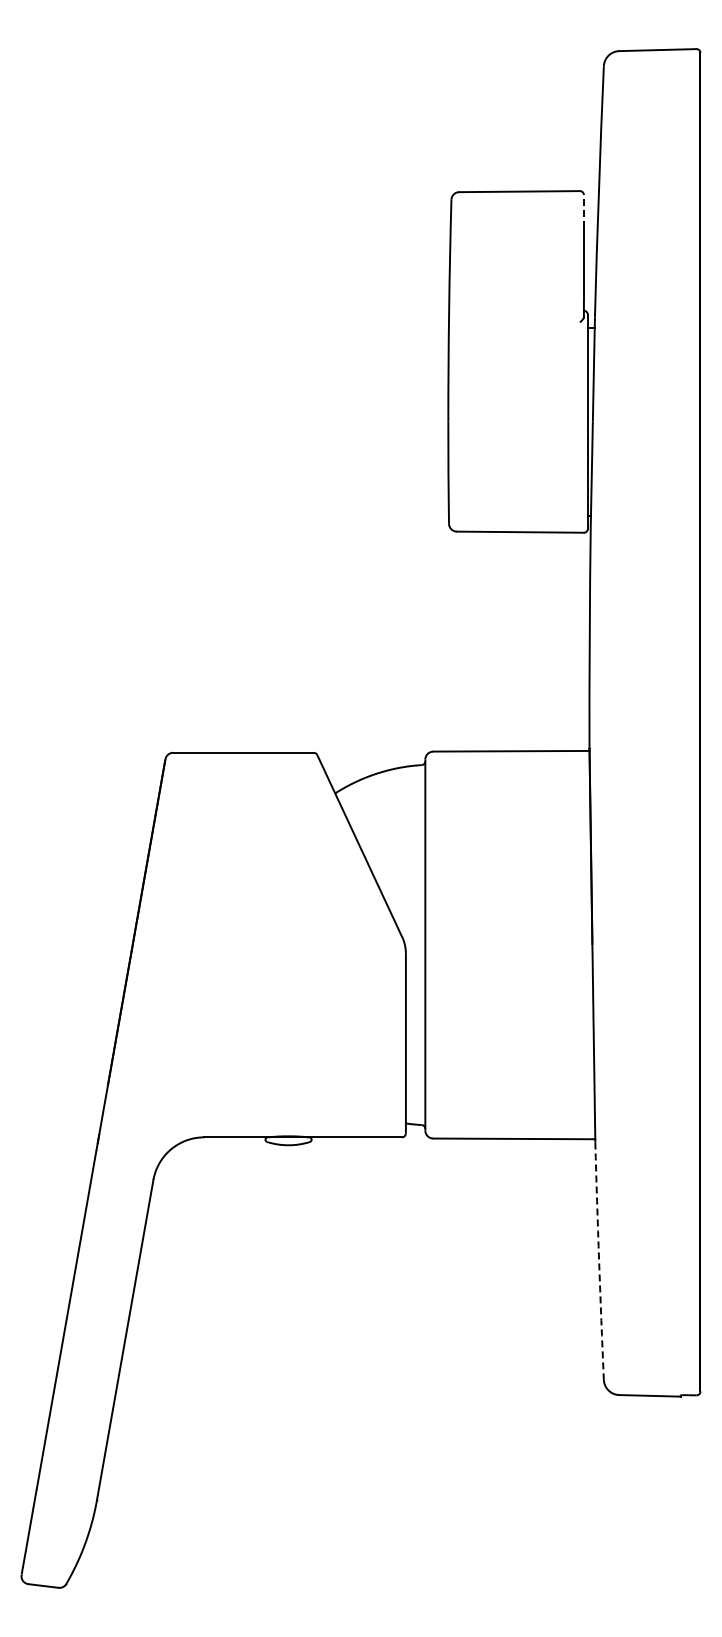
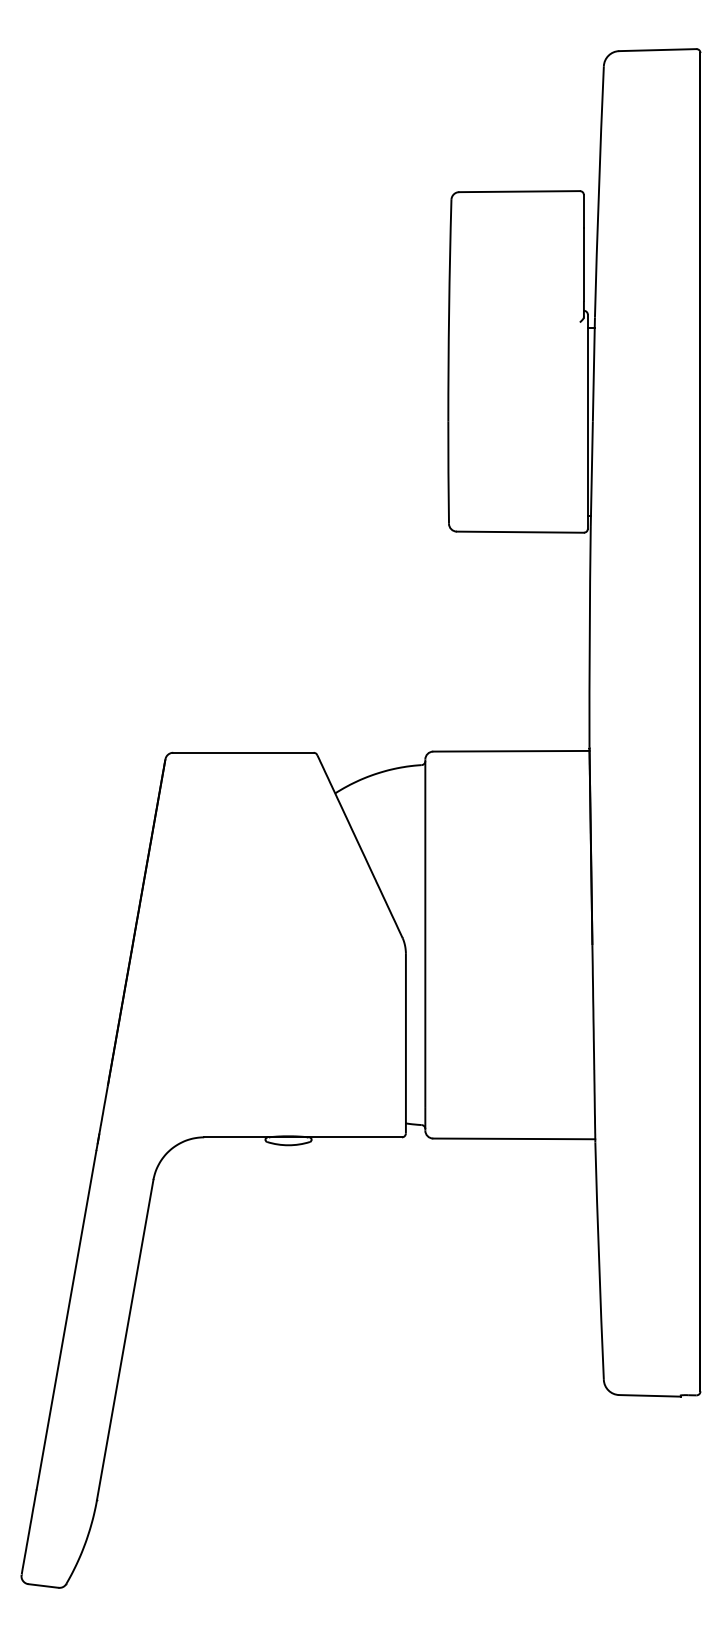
line: dashed -> solid (583, 210)
arc: dashed -> solid (599, 1261)
